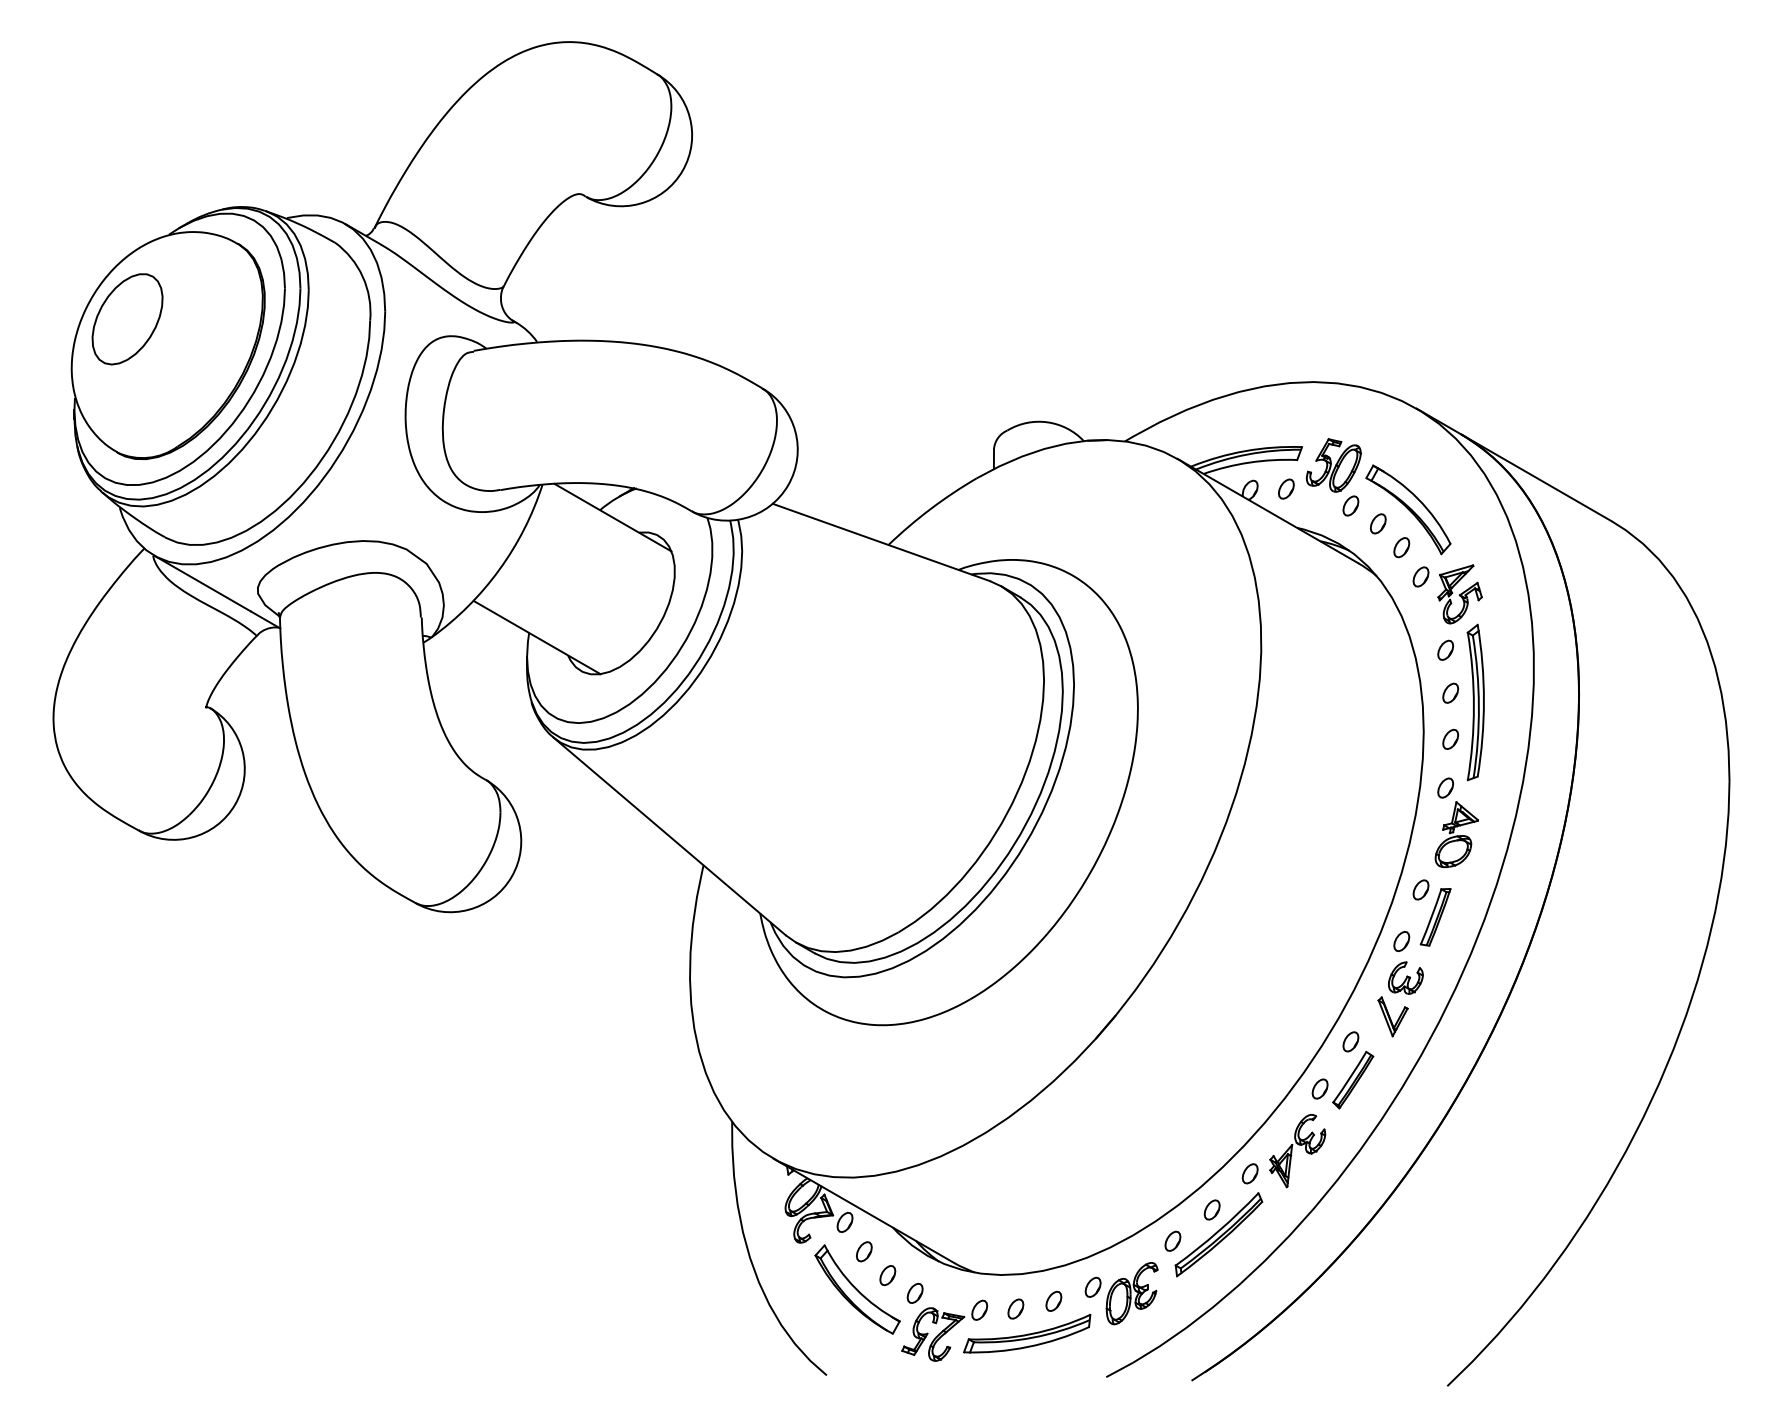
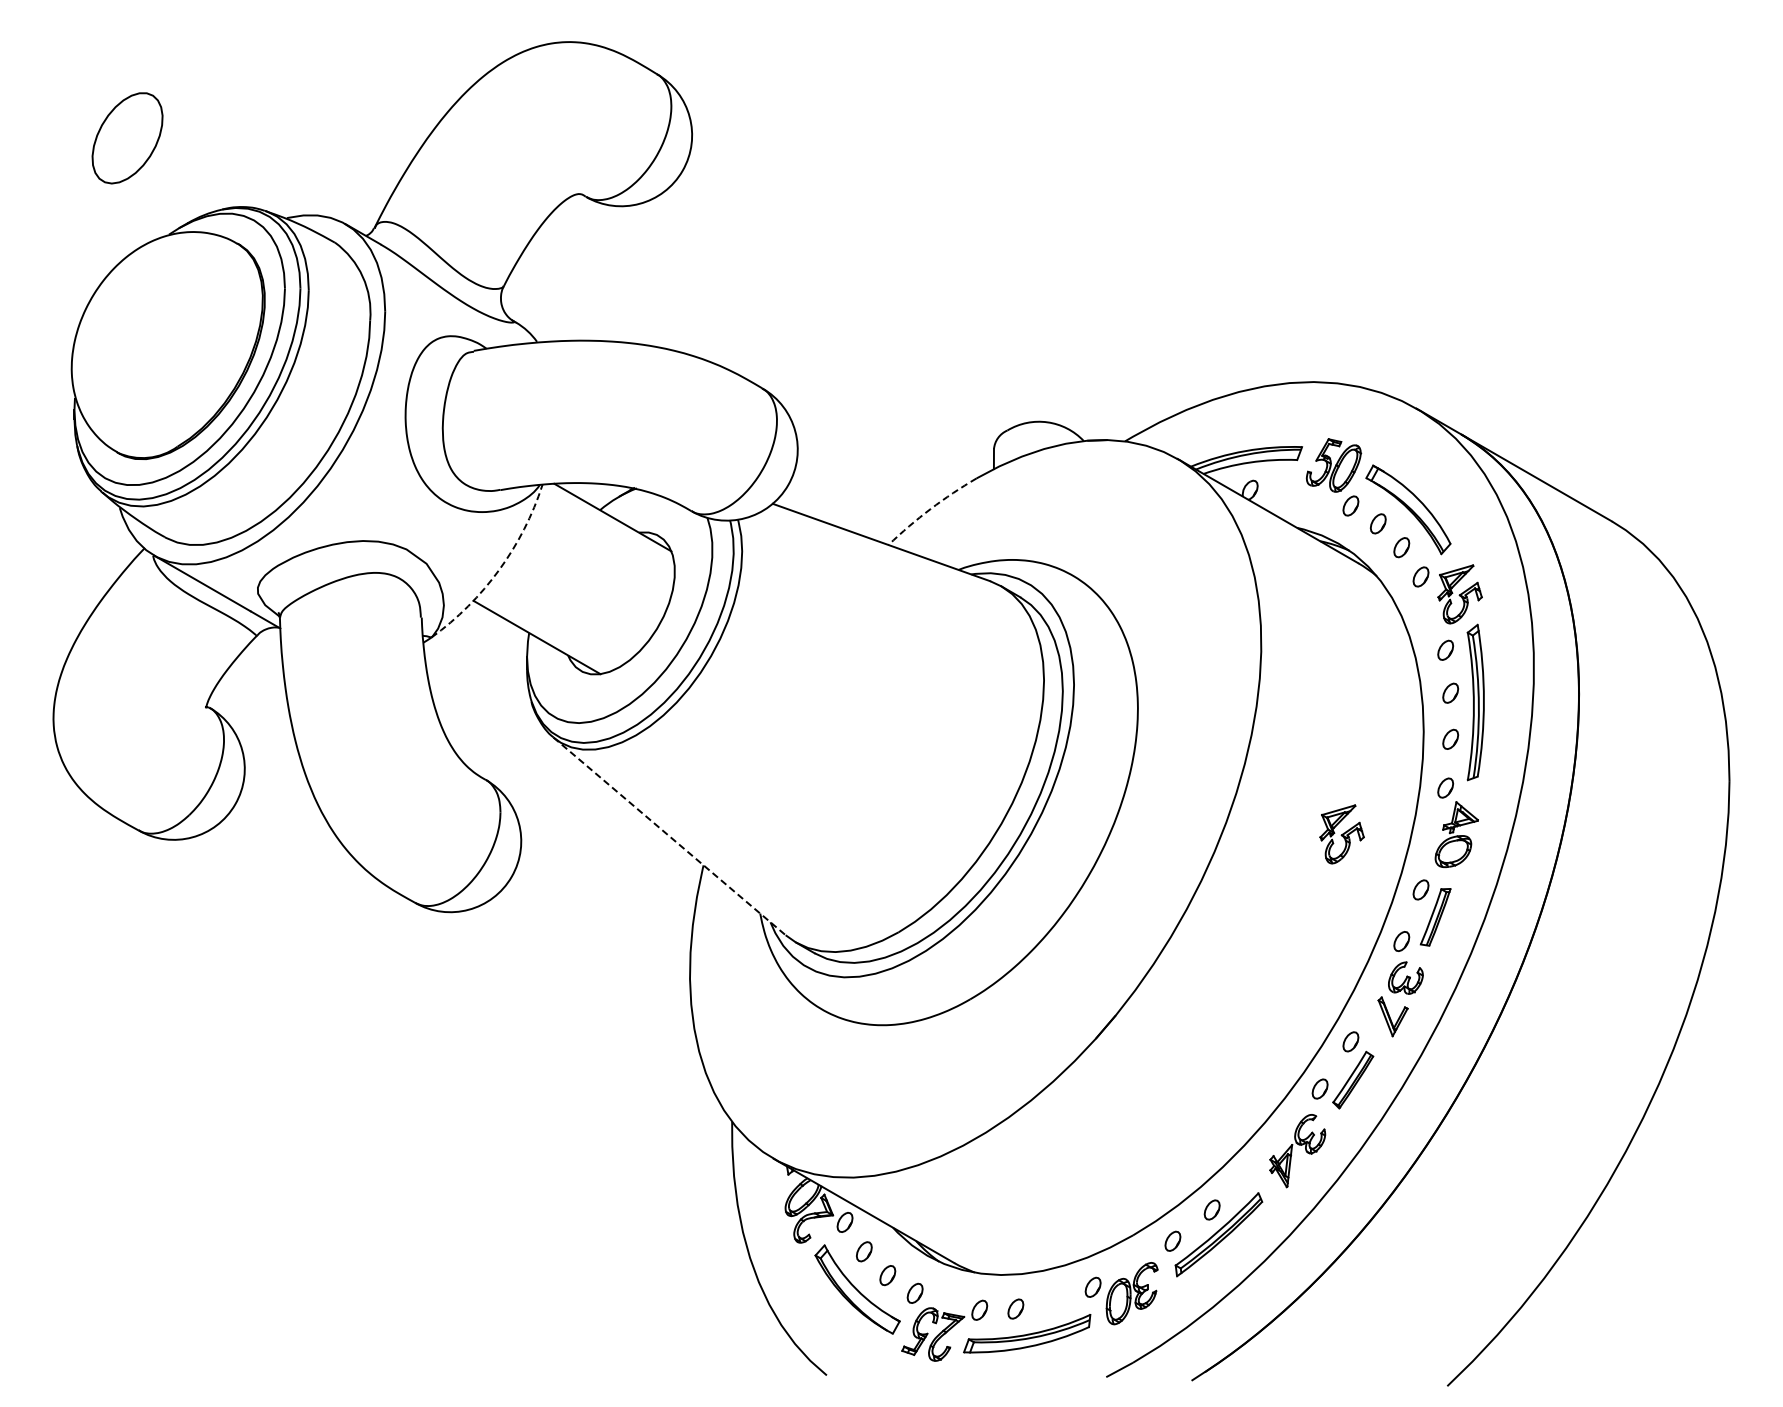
part position: (127, 319) -> (127, 138) (127, 138)
part: present -> none (1286, 488)
arc: solid -> dashed (930, 509)
arc: solid -> dashed (499, 570)
part: none -> present (1341, 834)
line: solid -> dashed (669, 836)
part: present -> none (1249, 1173)
part: present -> none (1053, 1300)
